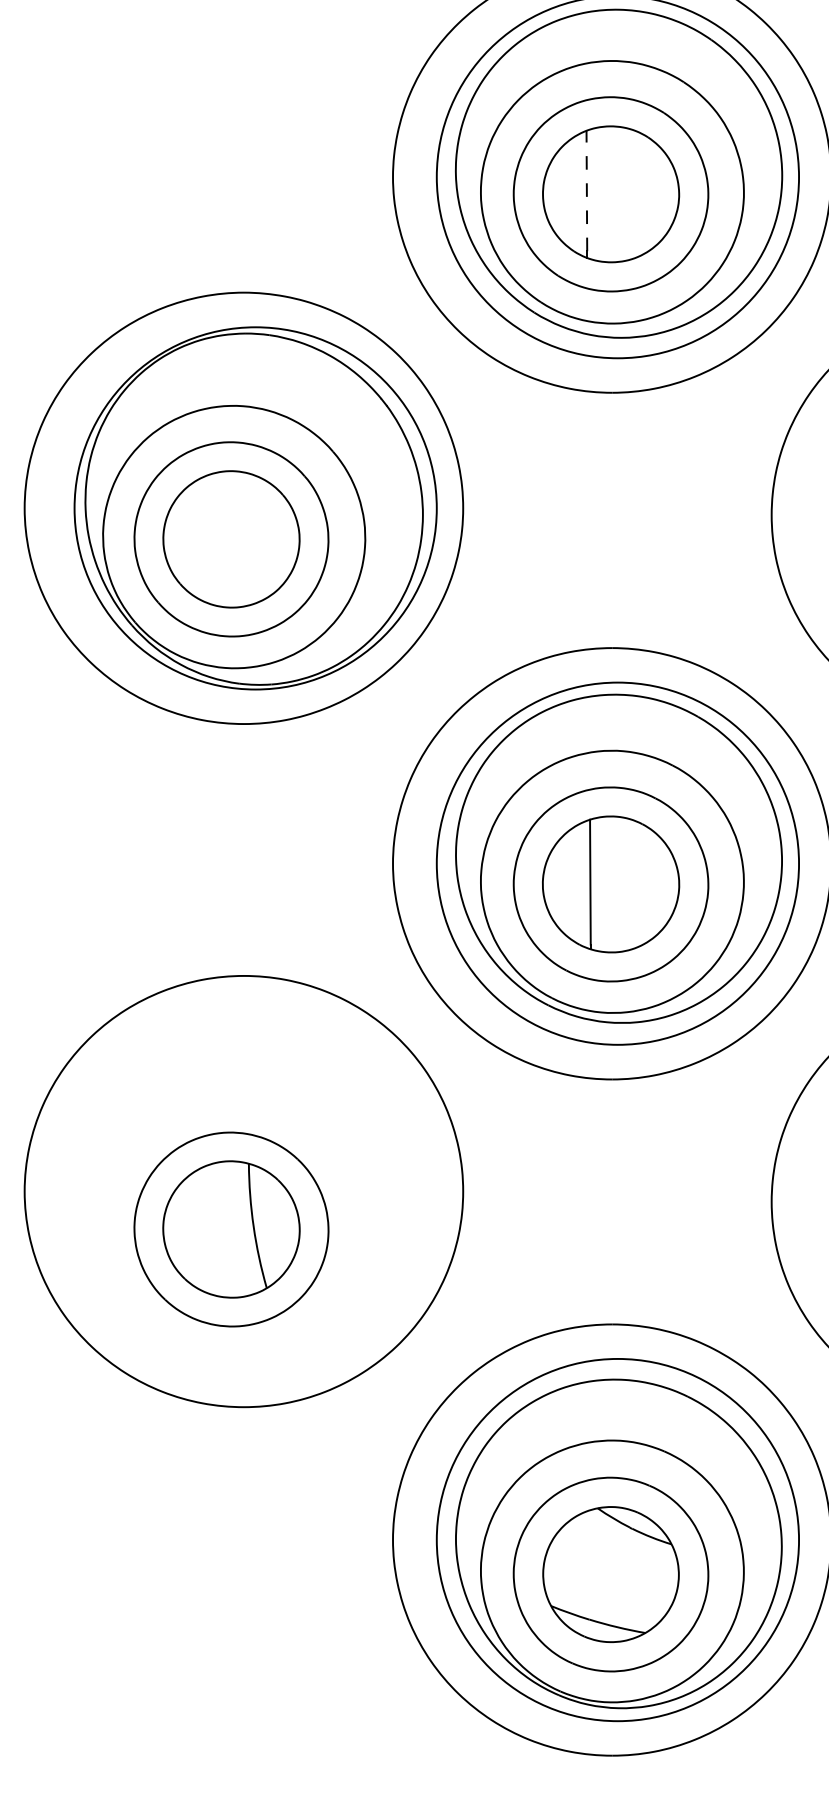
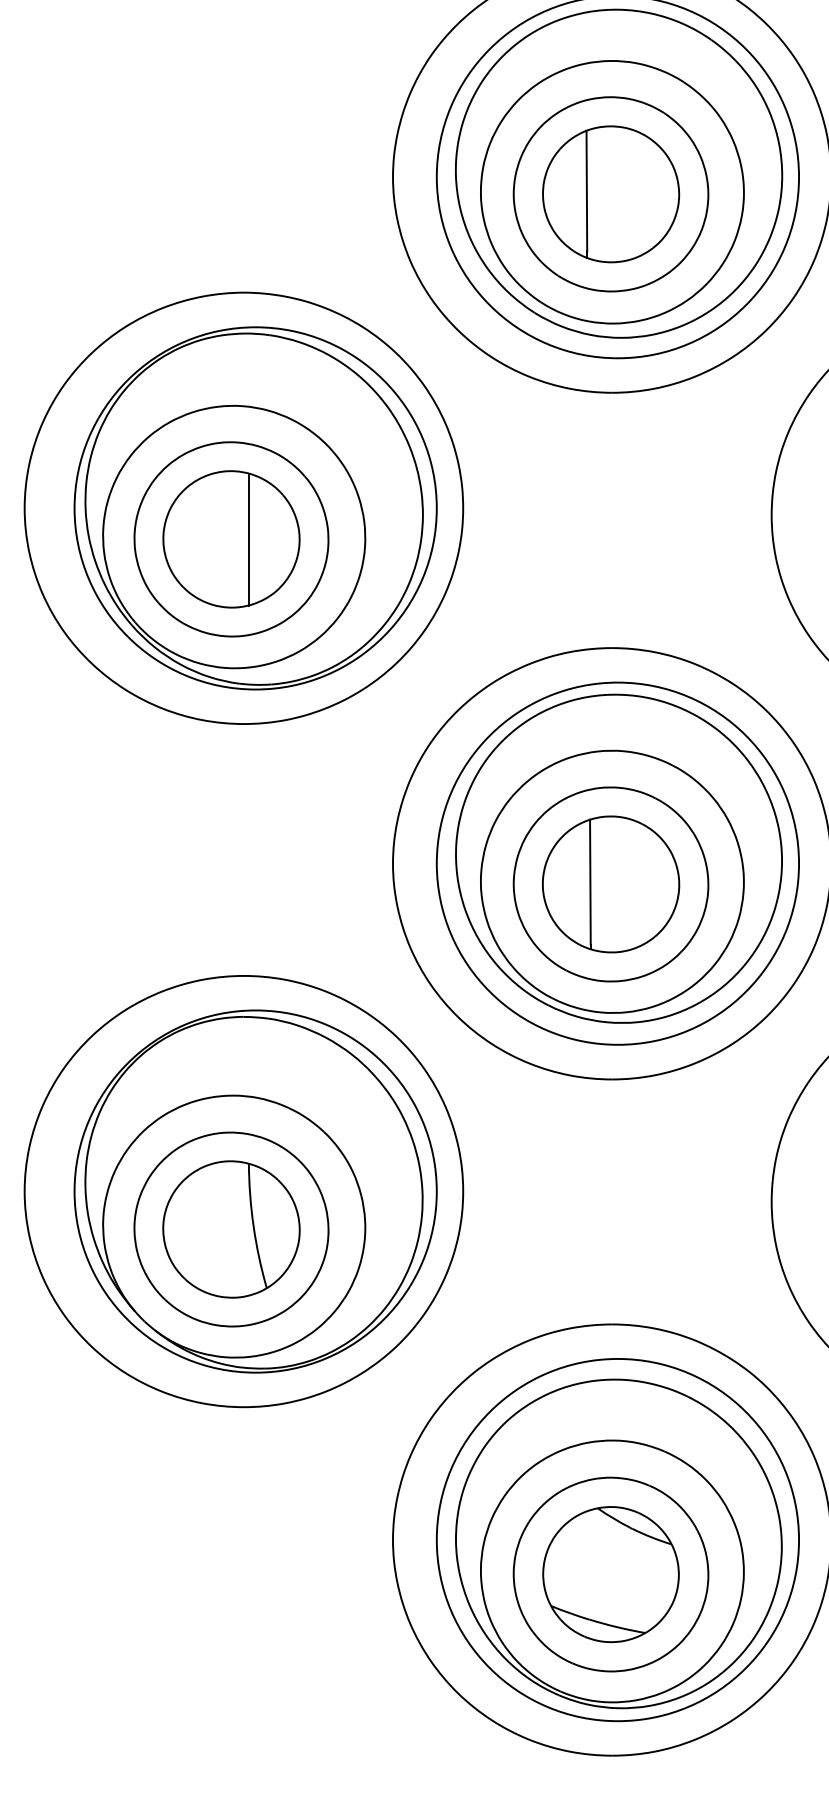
line: dashed -> solid (586, 190)
line: none -> present (248, 539)
part: none -> present (255, 1191)
